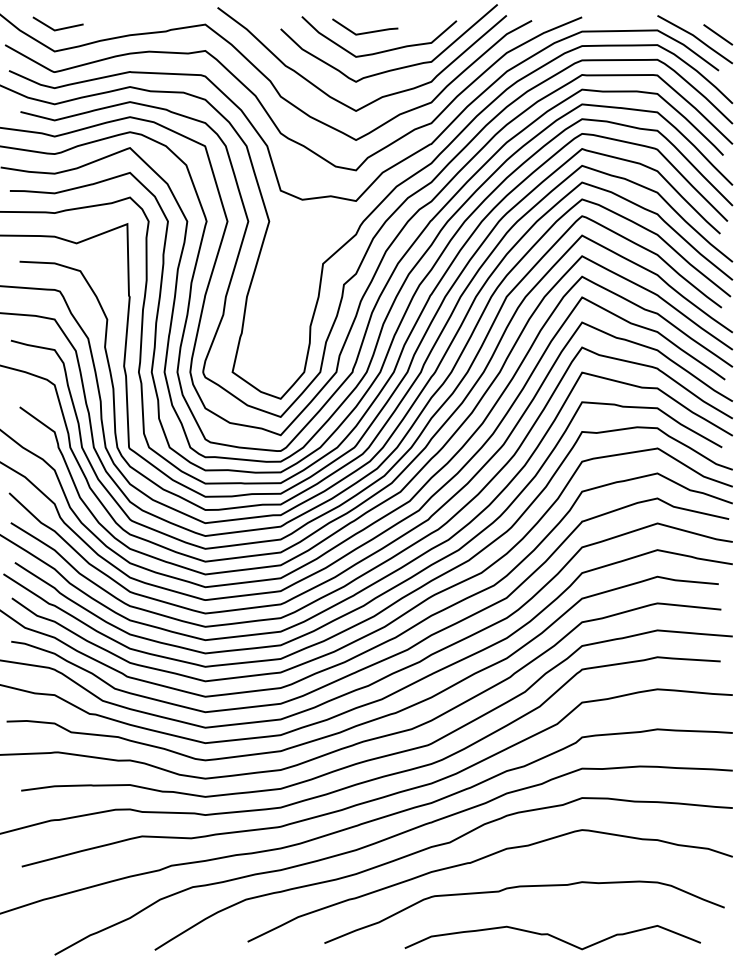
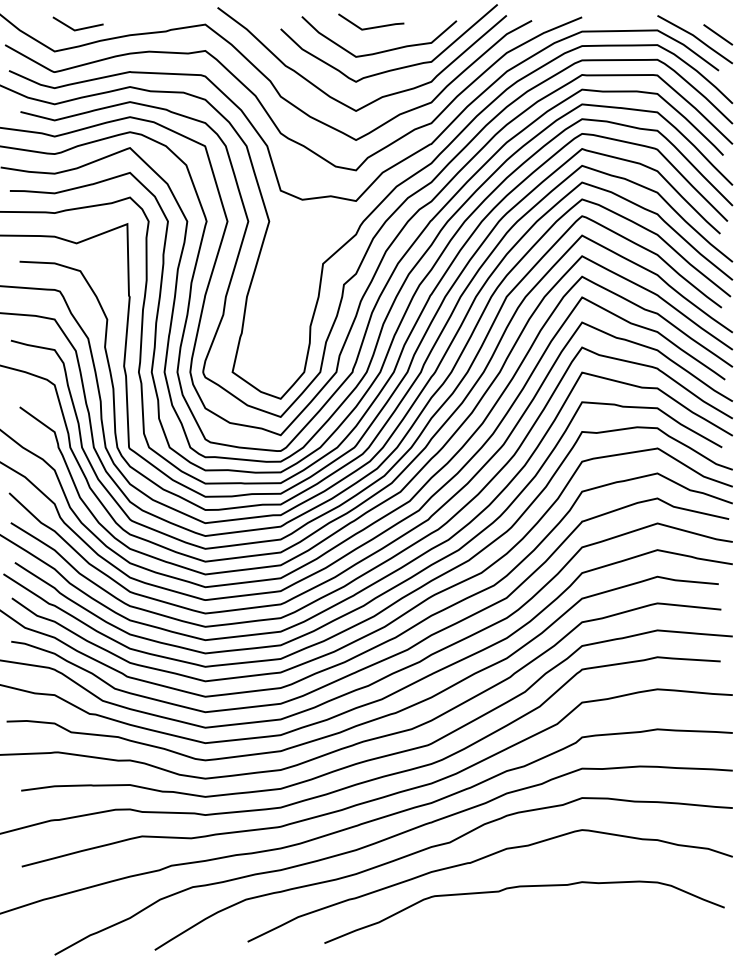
line position: (58, 28) -> (78, 28) (78, 28)
line position: (367, 31) -> (373, 26) (373, 26)
curve: present -> none (552, 937)
